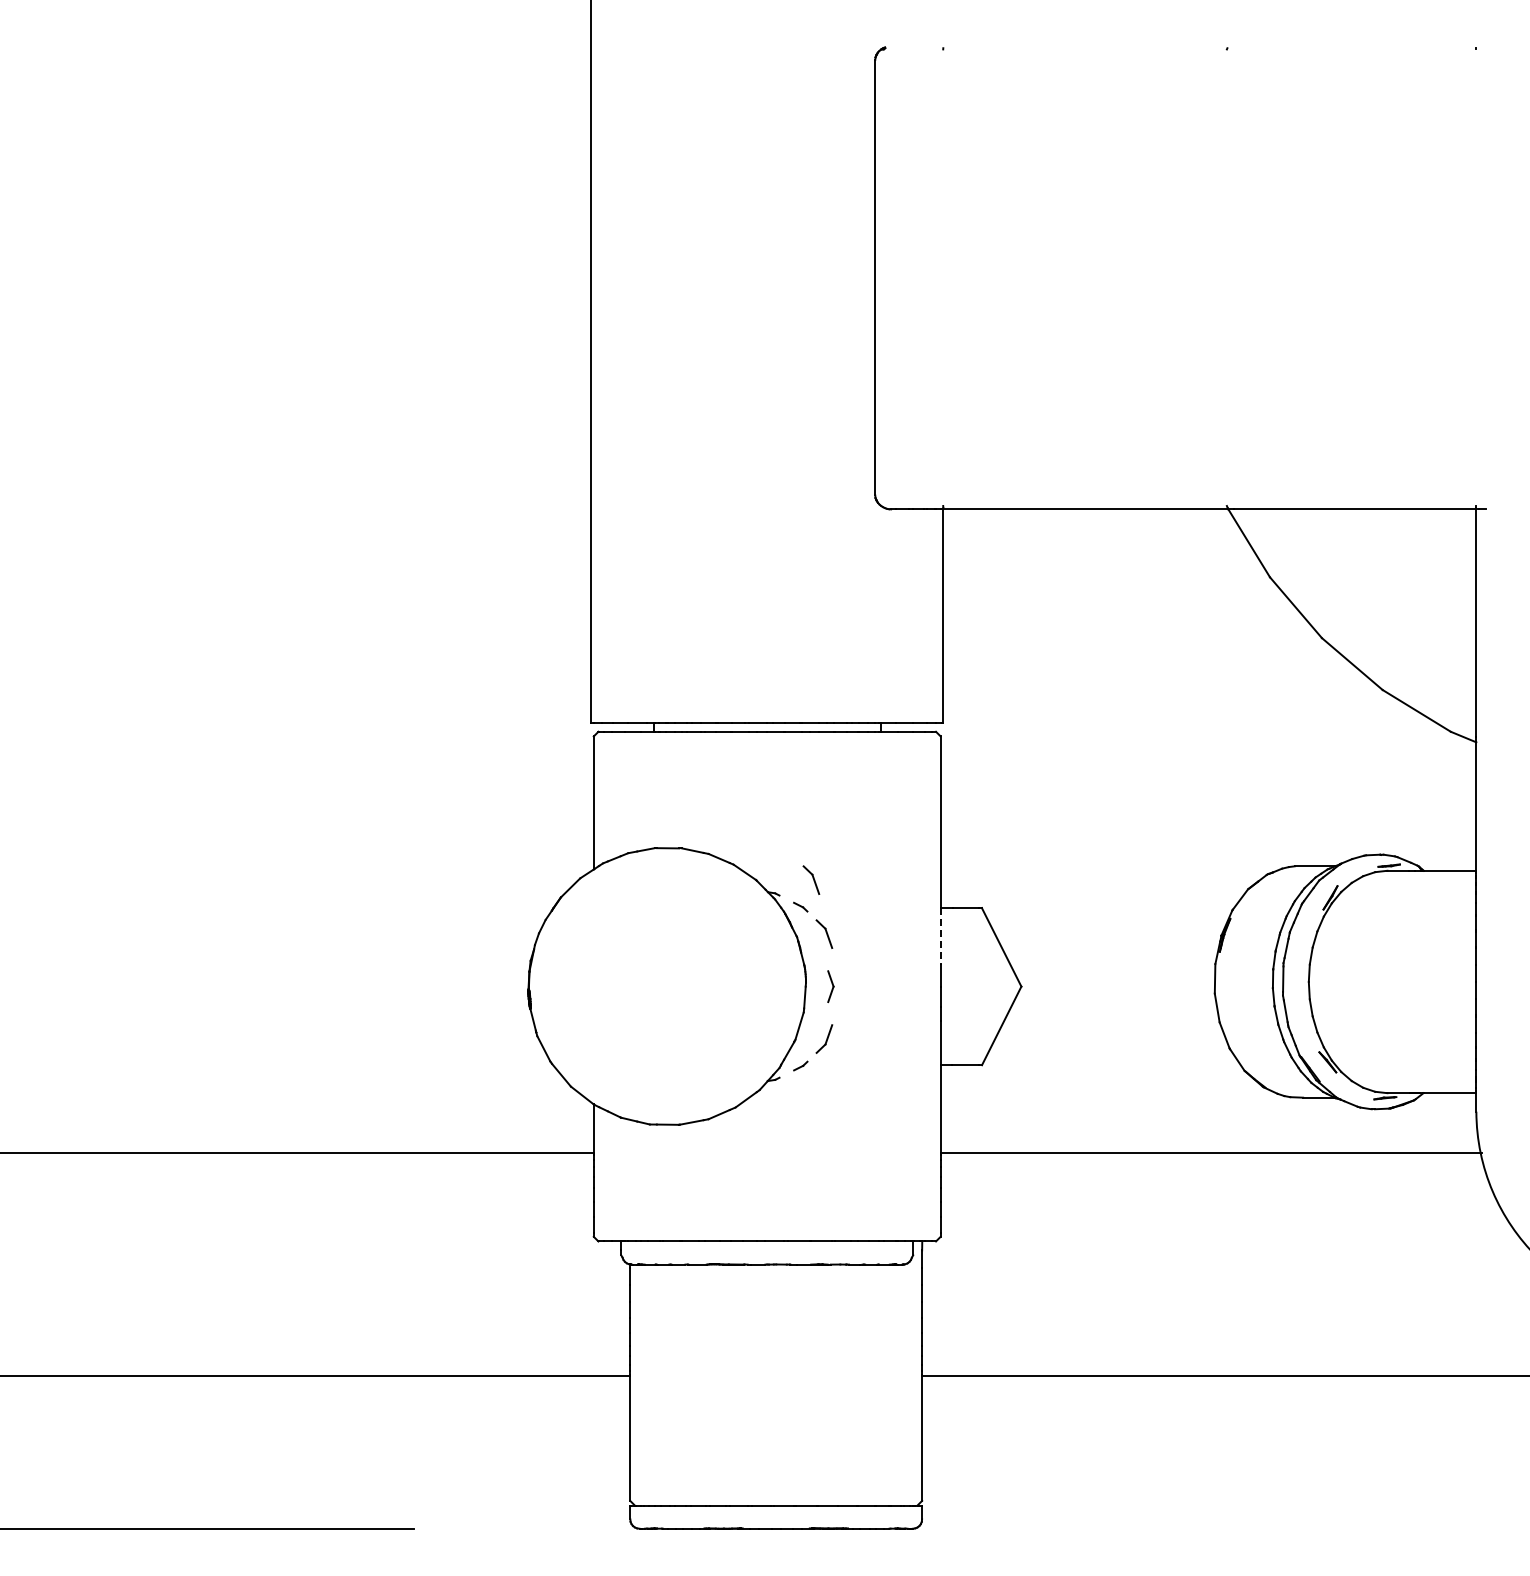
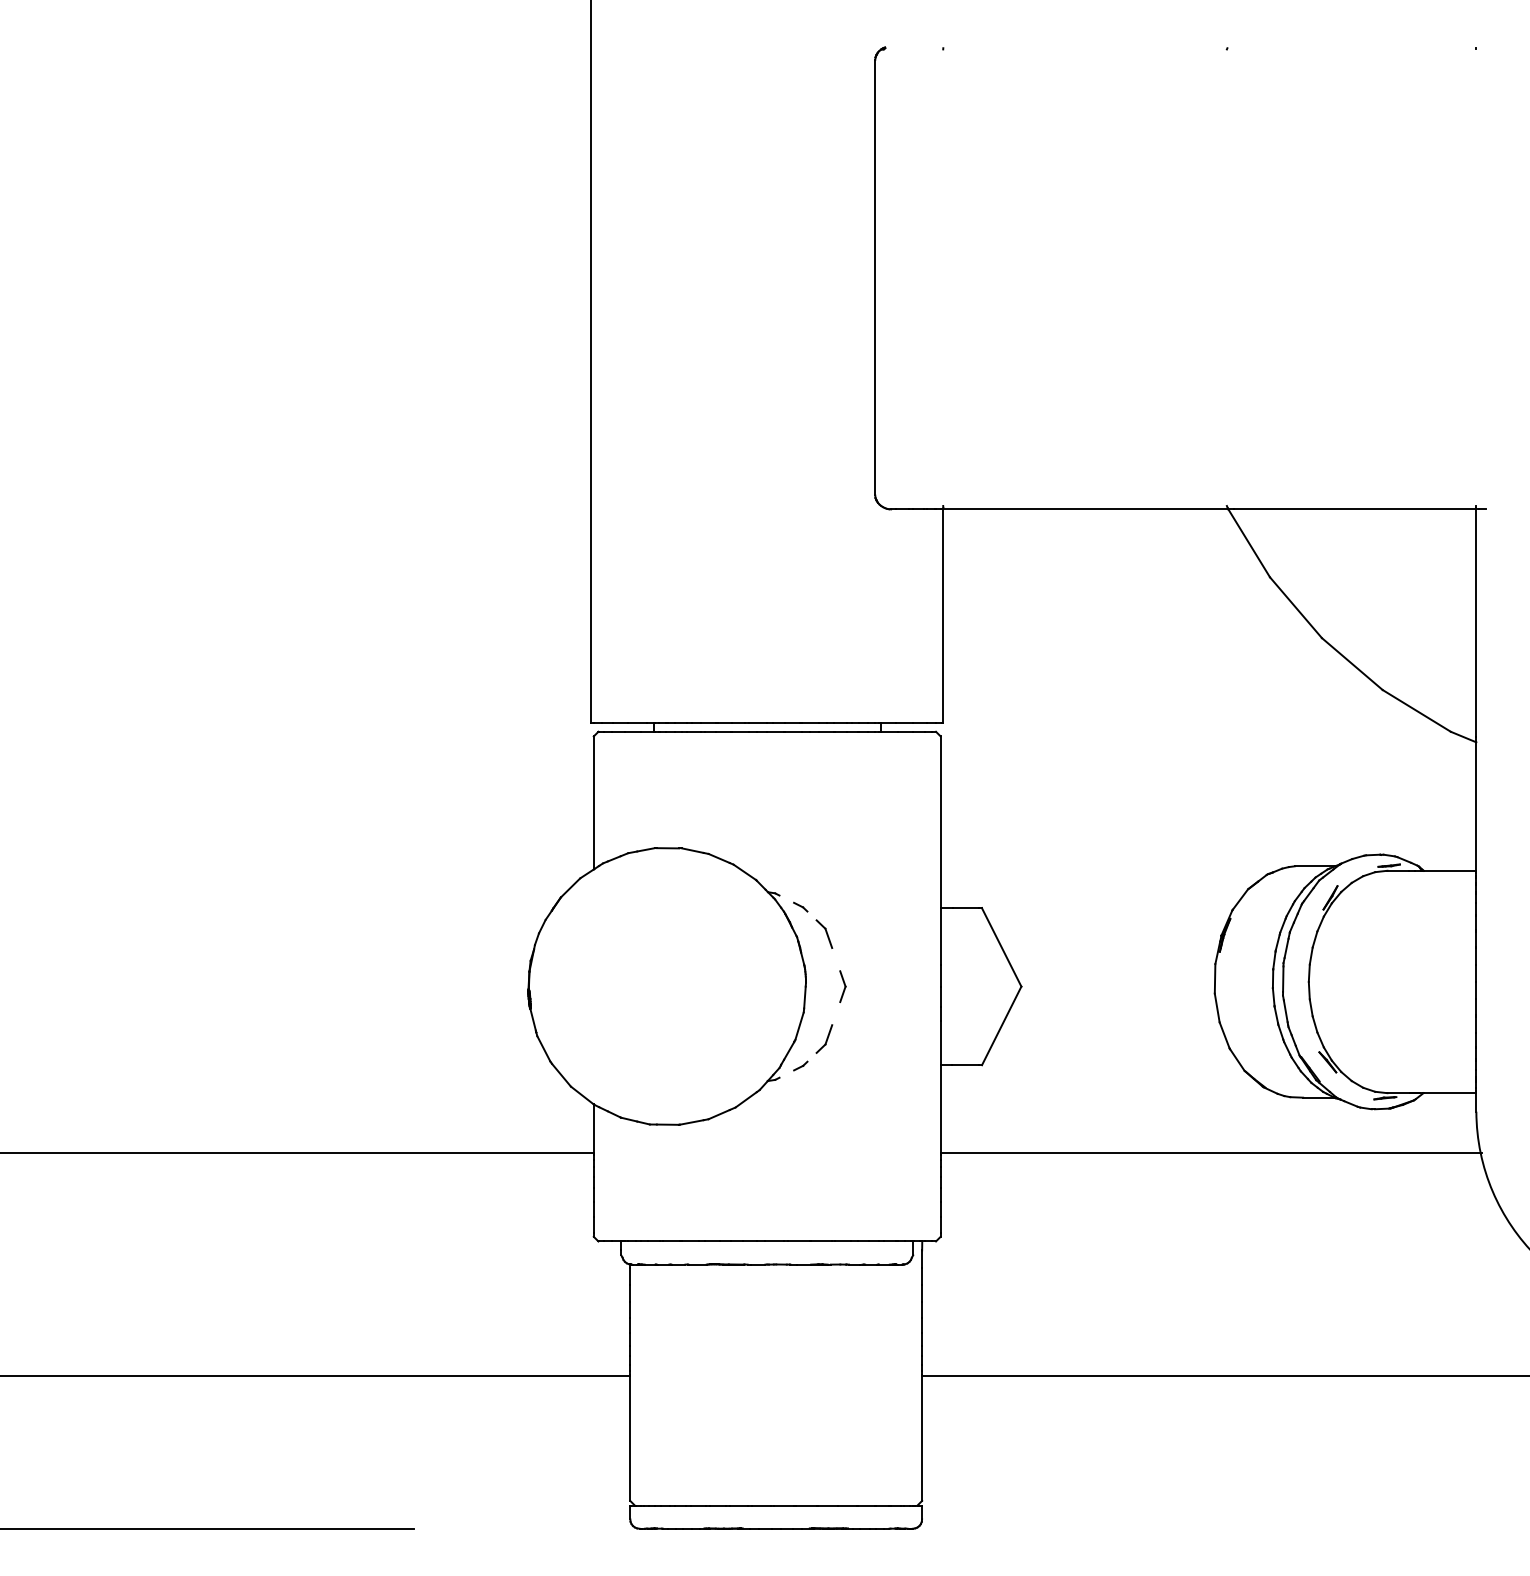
part: present -> none (811, 879)
line: dashed -> solid (940, 936)
part position: (830, 986) -> (842, 986) (842, 986)
